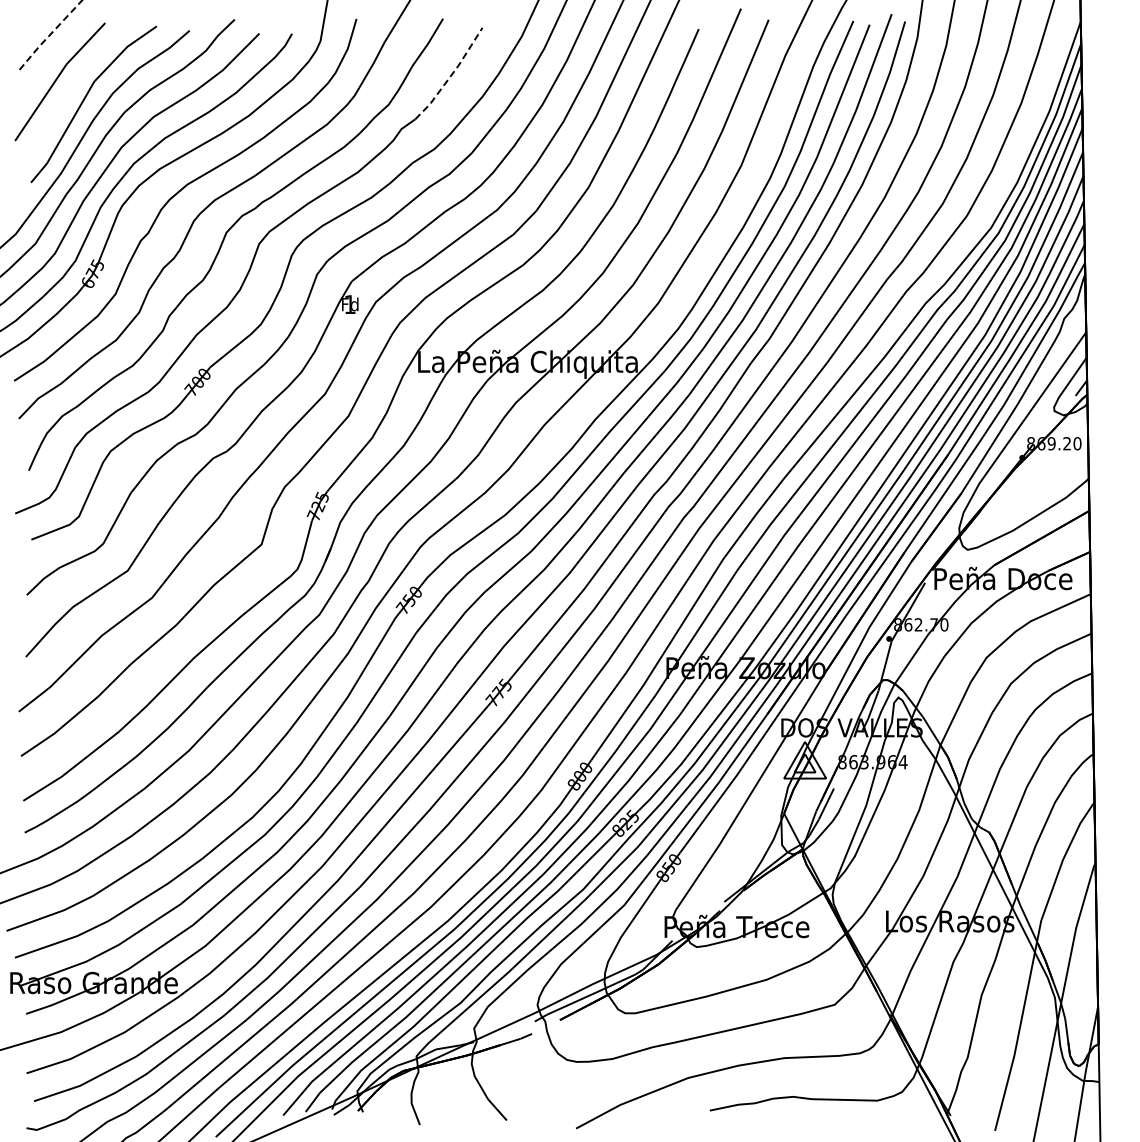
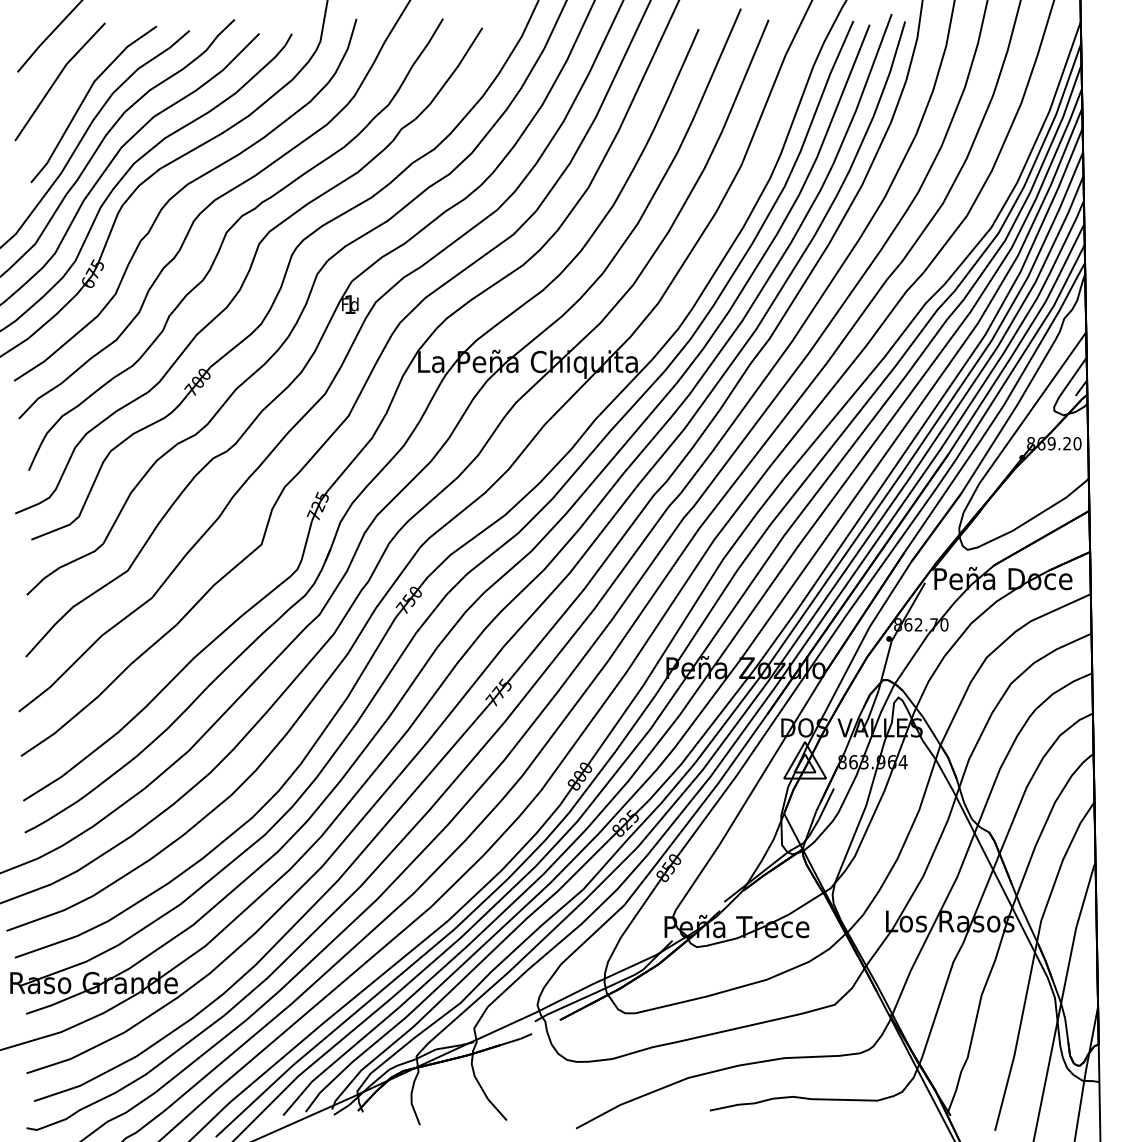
line: dashed -> solid (48, 36)
line: dashed -> solid (451, 75)
